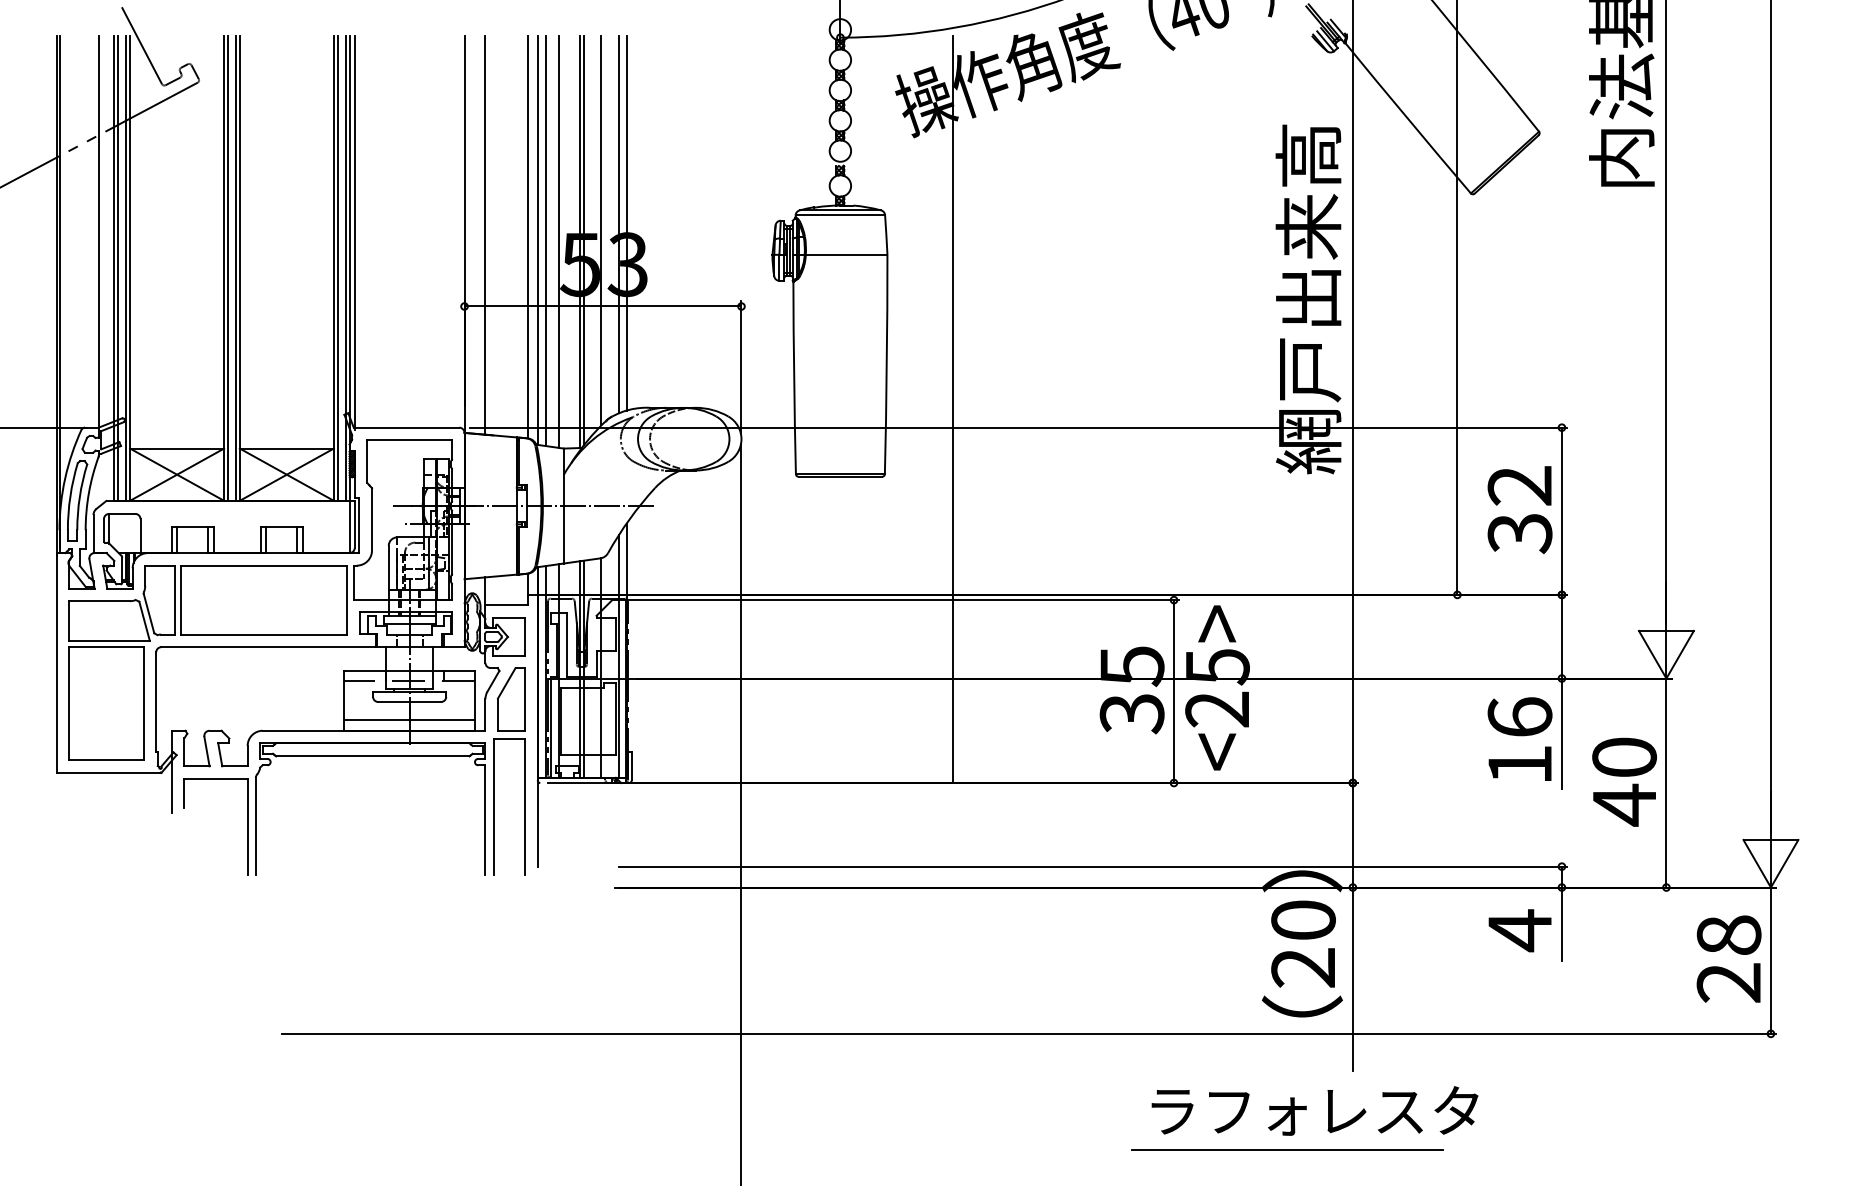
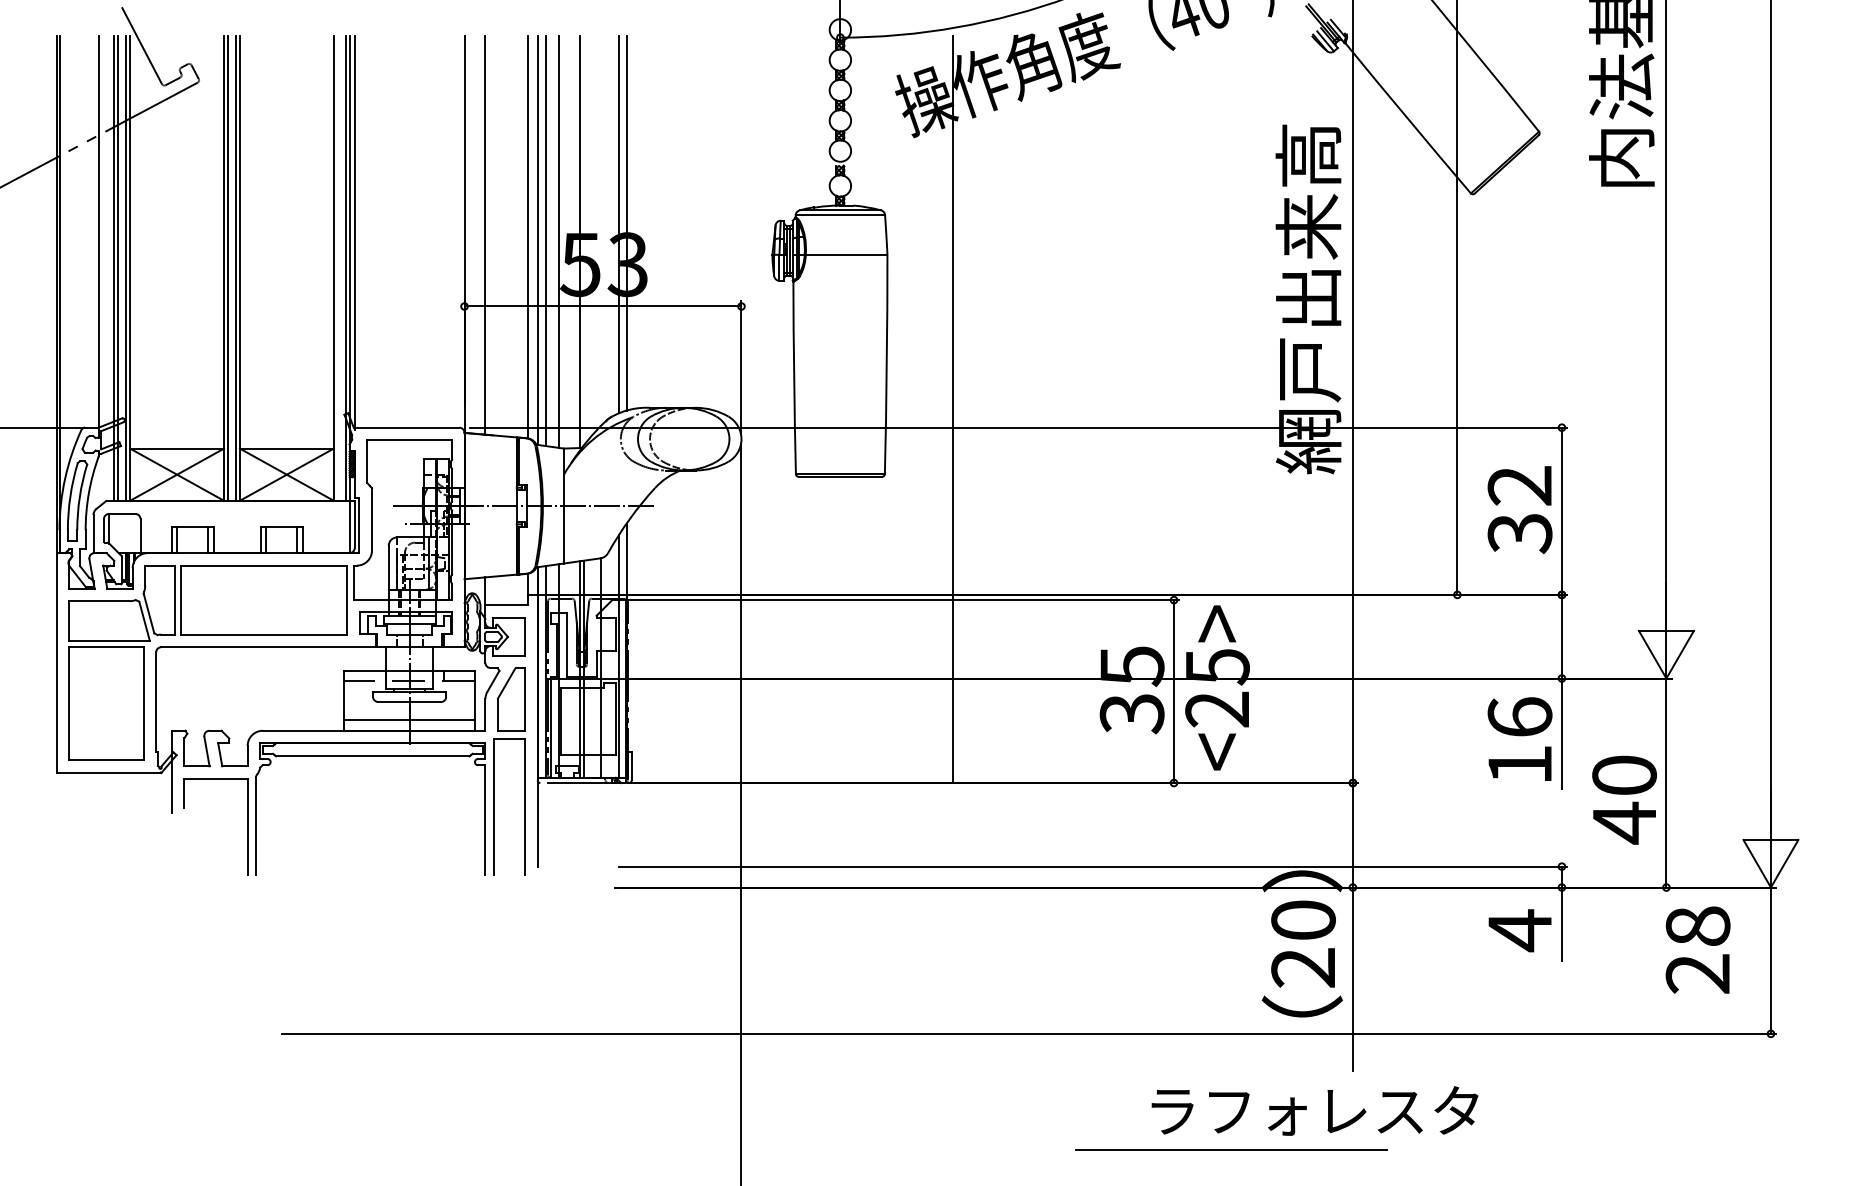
line: present -> none (601, 230)
line: present -> none (584, 240)
line: present -> none (337, 268)
text position: (1624, 781) -> (1624, 799) (1624, 799)
text position: (1728, 958) -> (1697, 949) (1697, 949)
line position: (1287, 1149) -> (1231, 1149) (1231, 1149)
